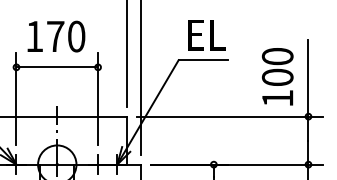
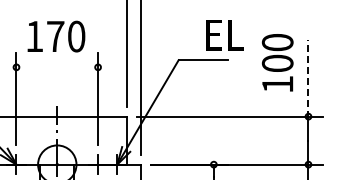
text position: (206, 35) -> (224, 35) (224, 35)
line: present -> none (57, 67)
text position: (277, 76) -> (277, 62) (277, 62)
line: solid -> dashed (308, 78)
